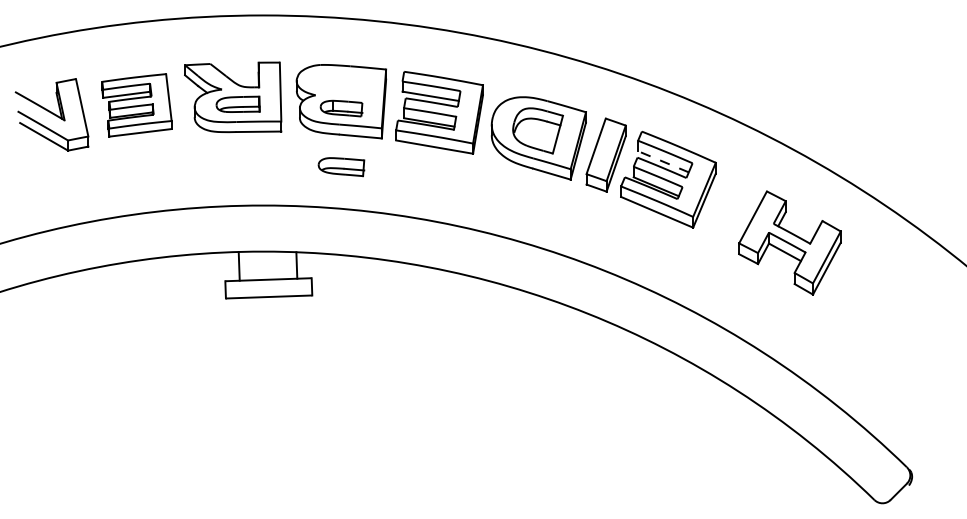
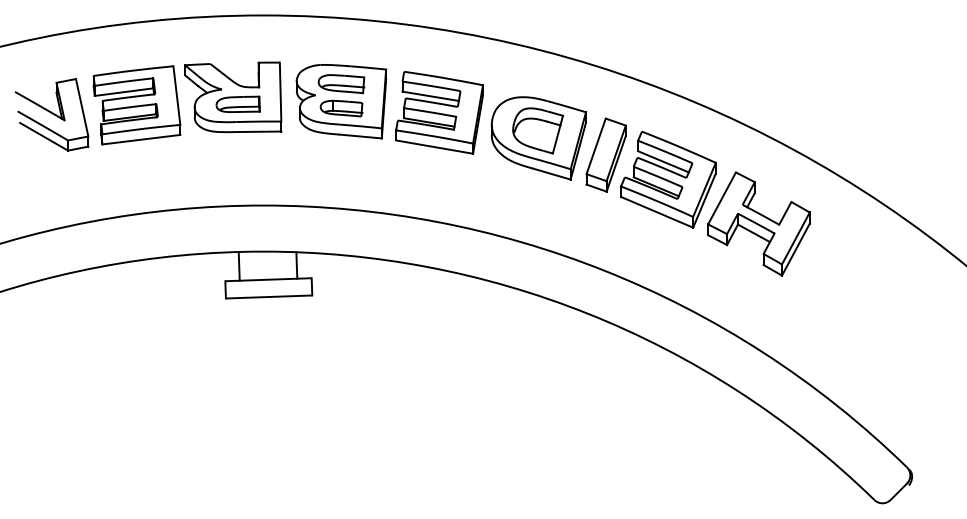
part size: 72x65 px -> 90x81 px (136, 105)
line: dashed -> solid (663, 161)
part position: (341, 167) -> (341, 84) (341, 84)
part position: (789, 242) -> (758, 223) (758, 223)
